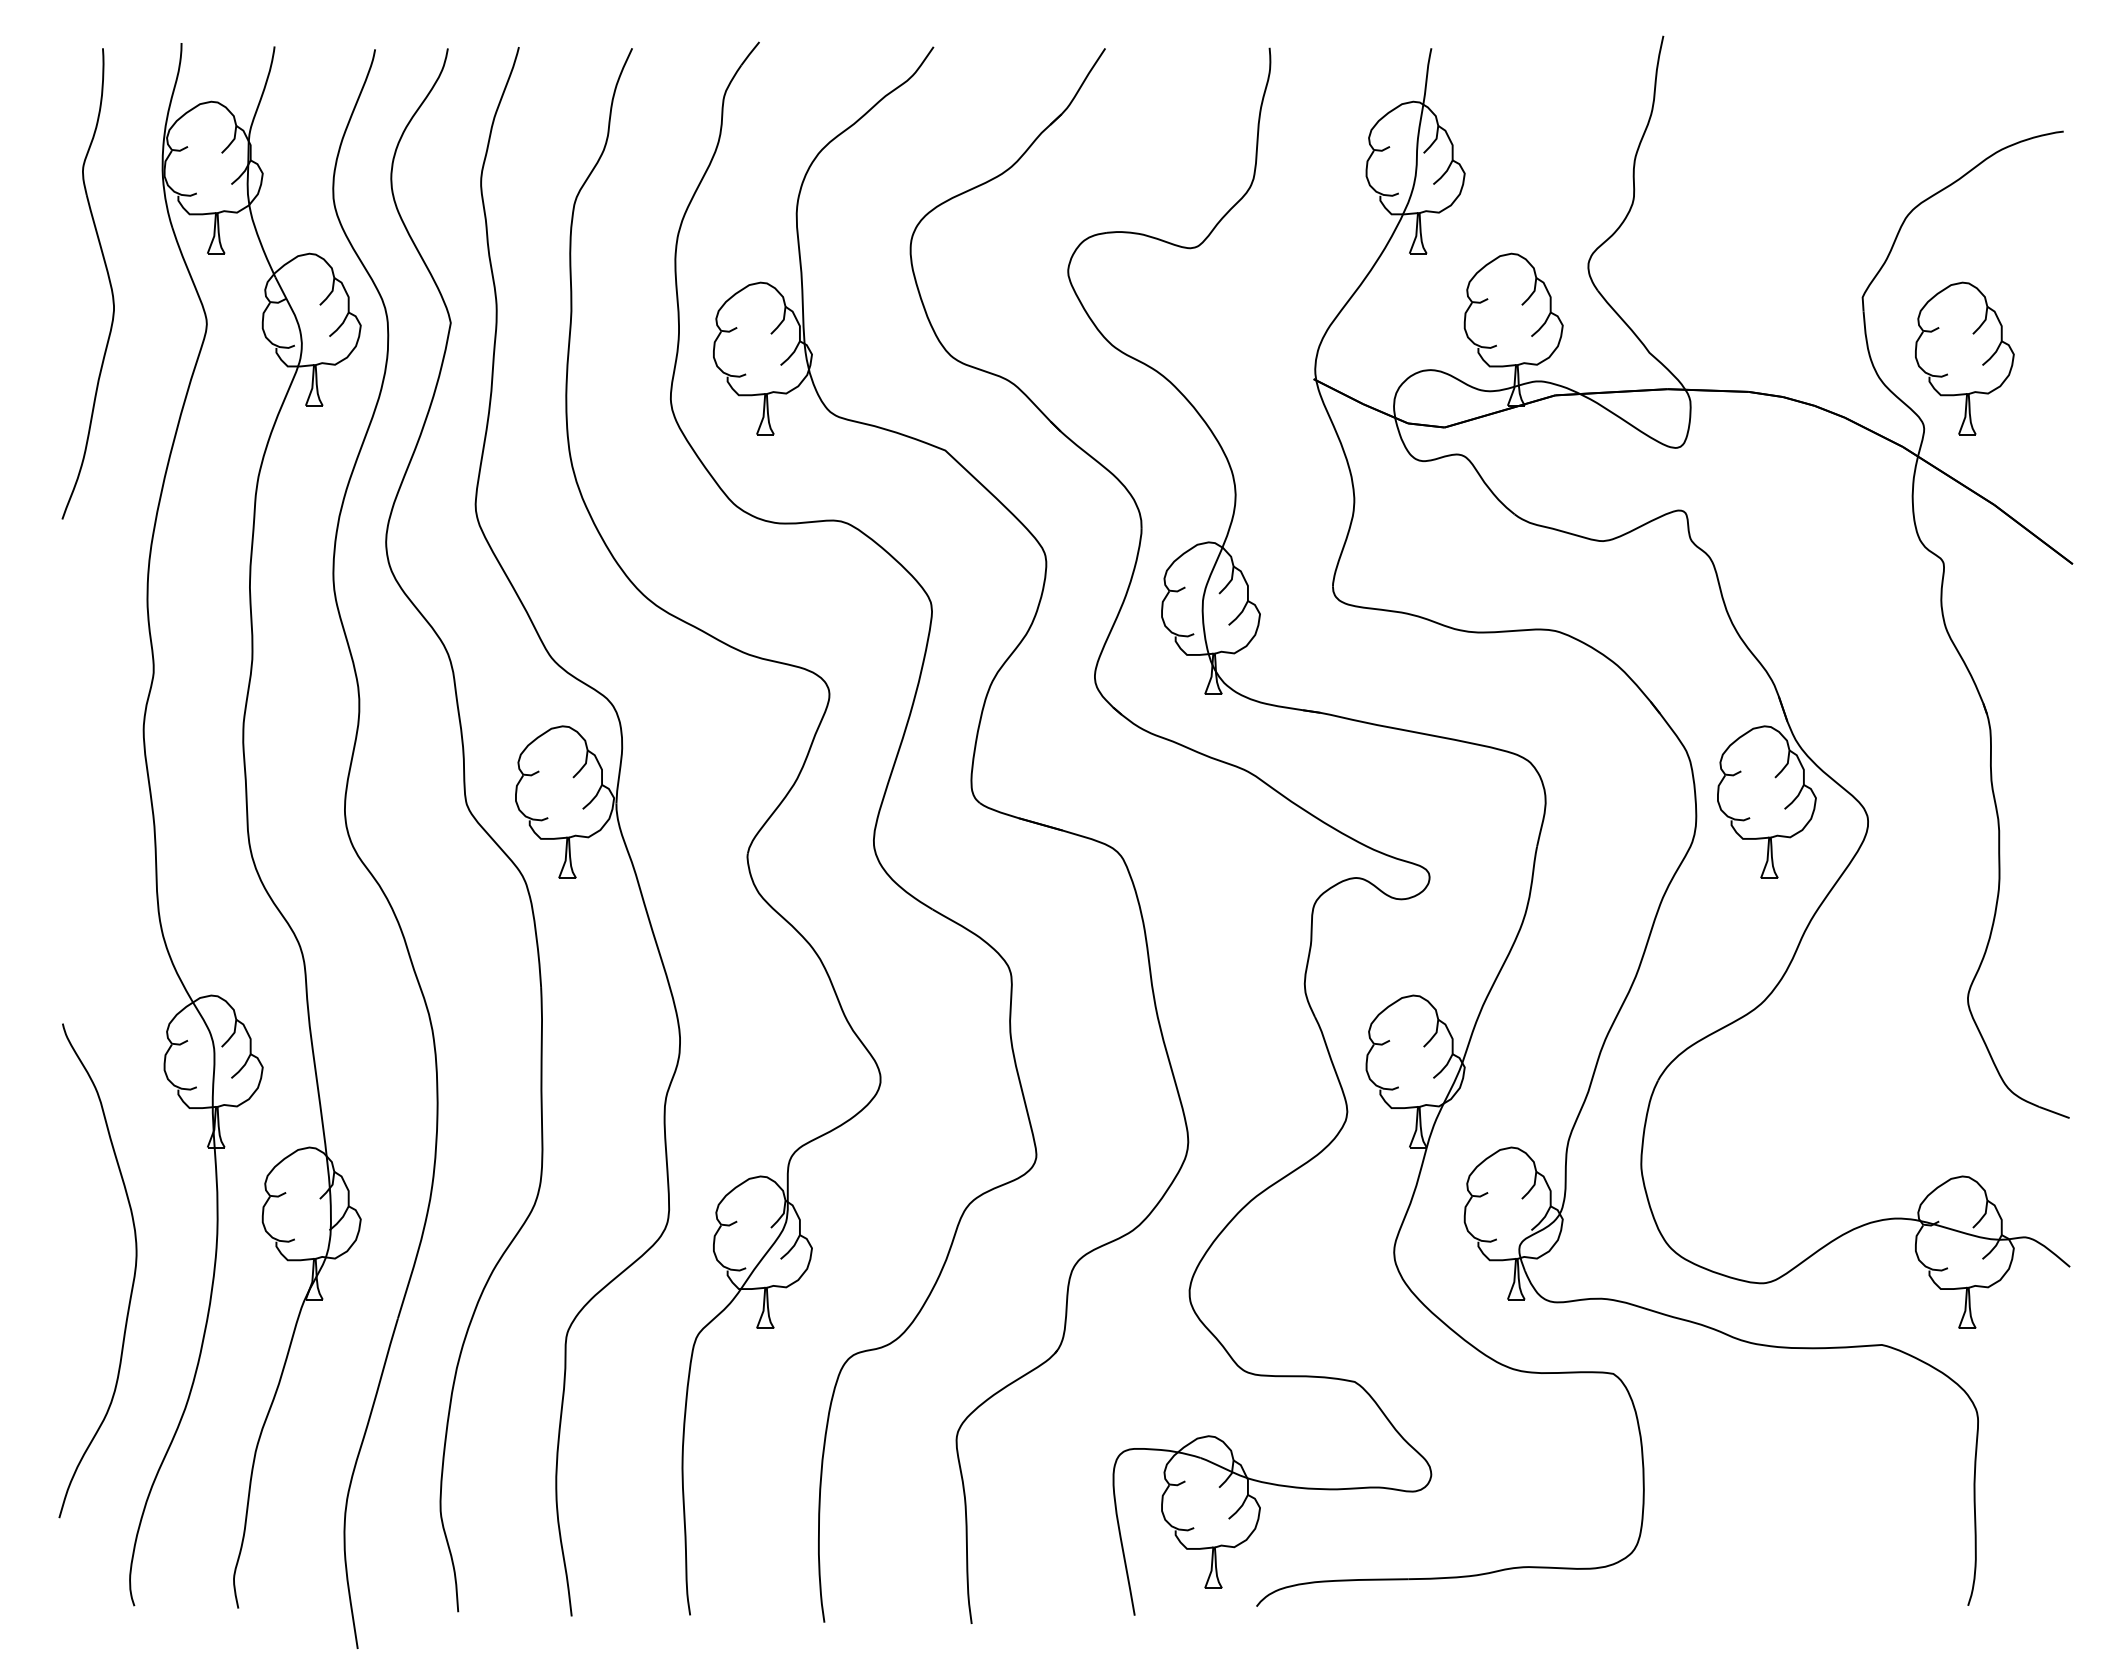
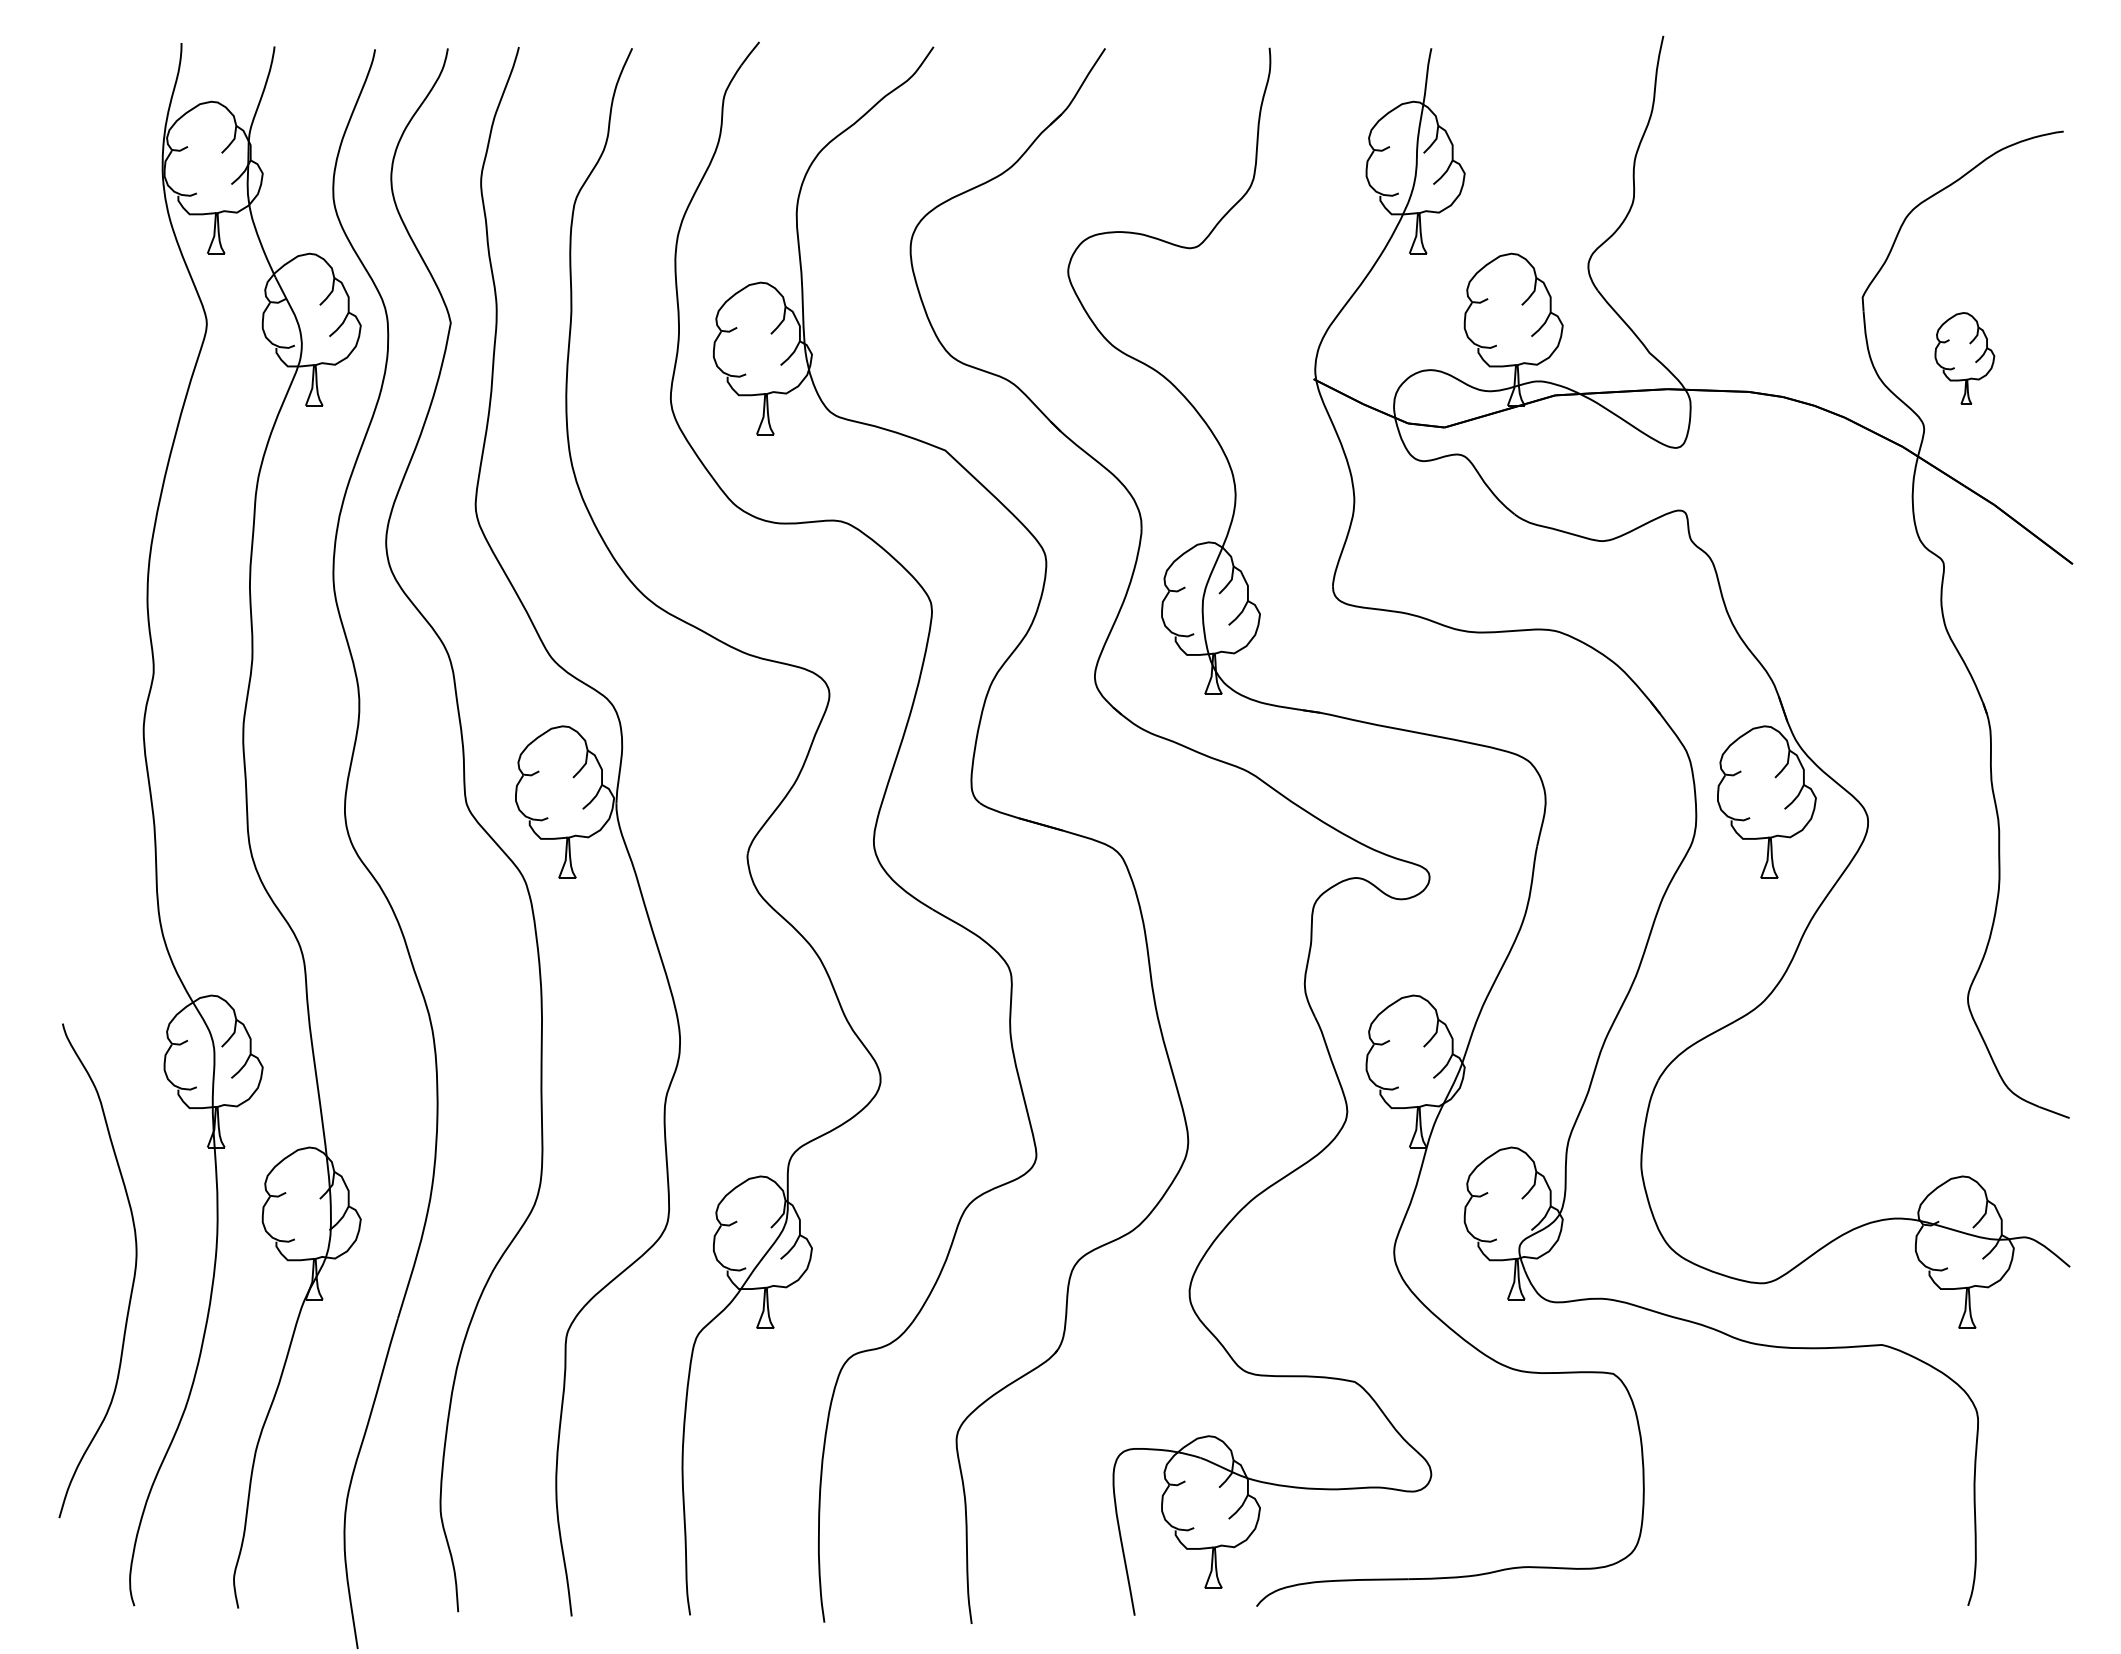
part: present -> none (107, 276)
part size: 100x155 px -> 62x93 px (1964, 358)
